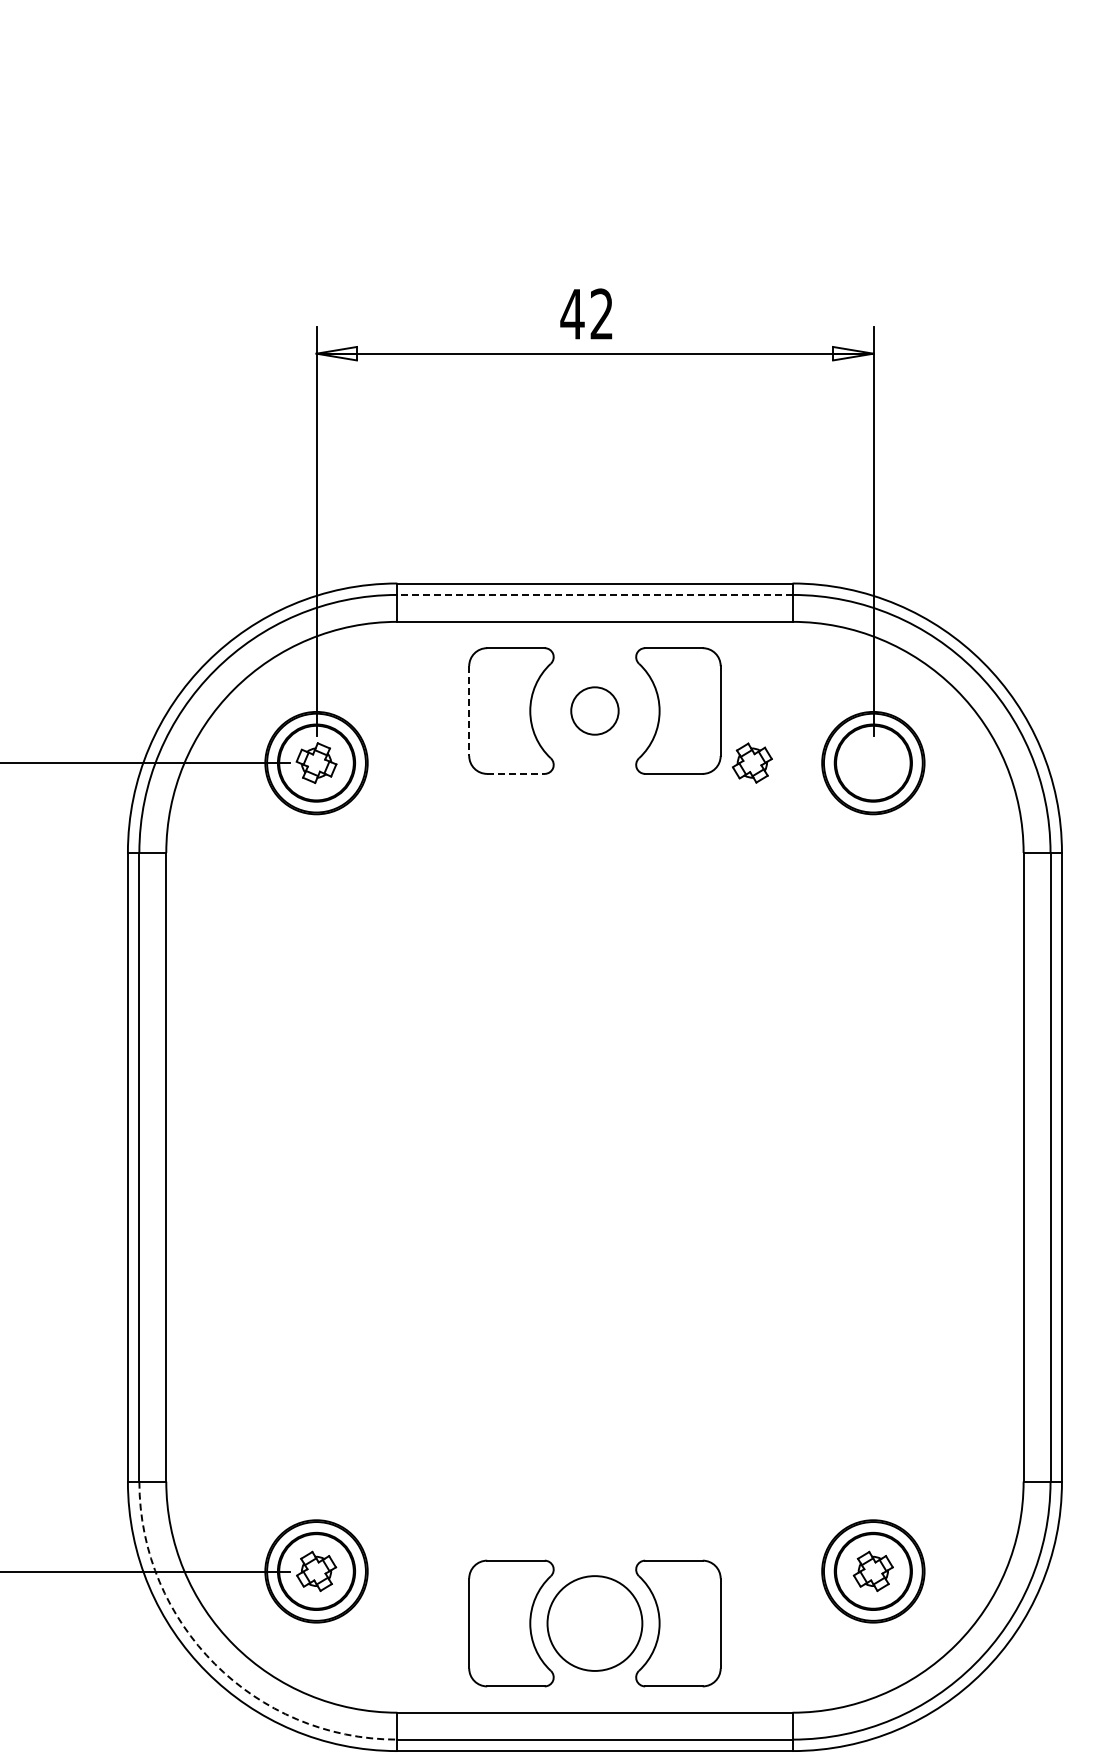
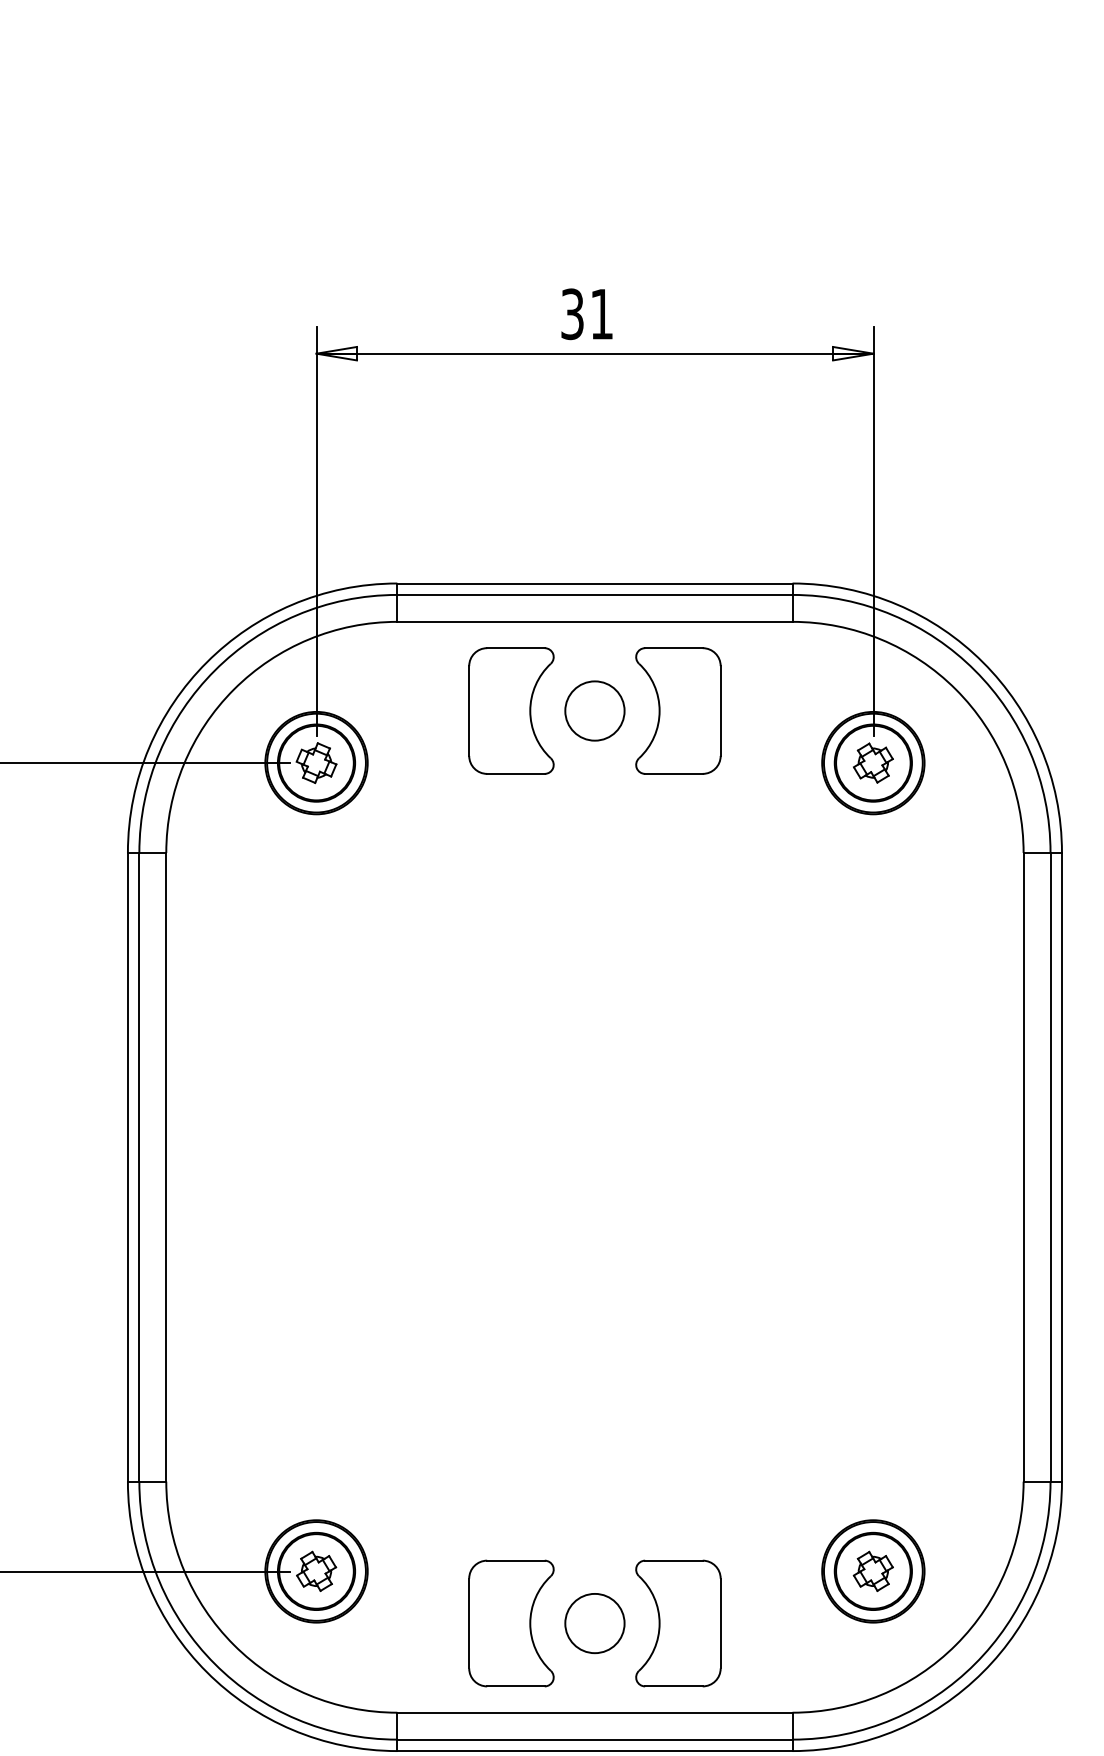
text: 42 -> 31 (586, 314)
line: dashed -> solid (594, 594)
circle size: 50x50 px -> 62x62 px (594, 710)
line: dashed -> solid (469, 711)
part position: (752, 762) -> (873, 762) (873, 762)
line: dashed -> solid (515, 773)
circle diameter: 95 px -> 59 px (594, 1623)
arc: dashed -> solid (214, 1664)
